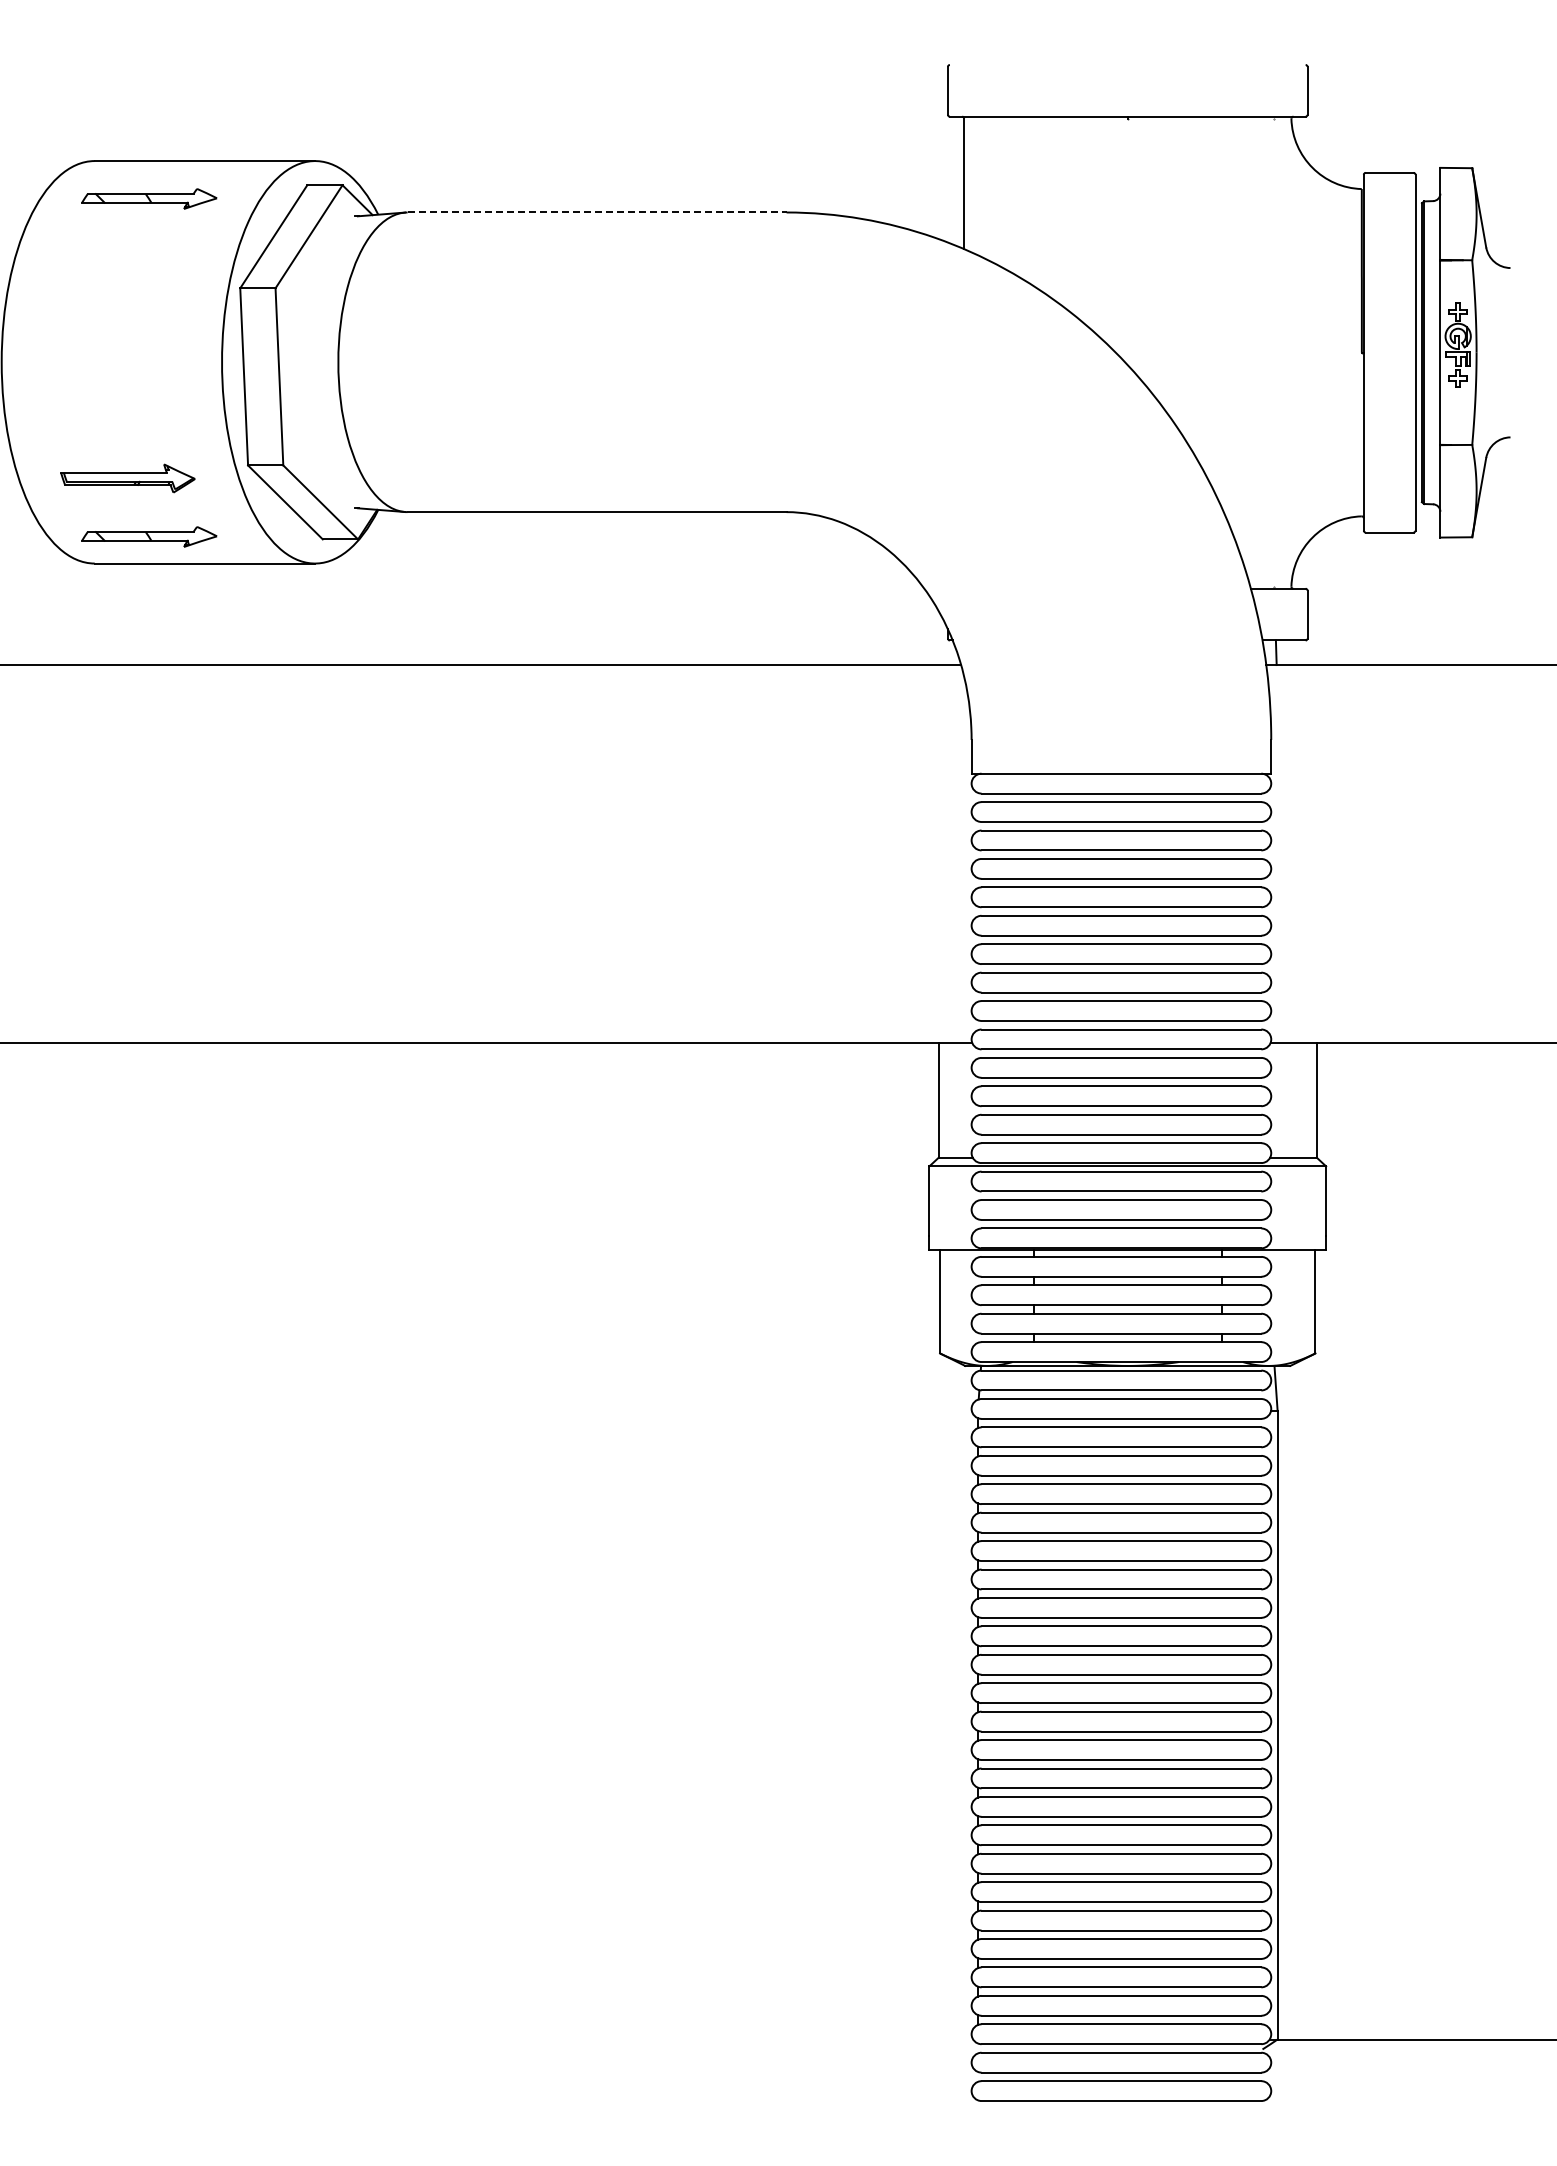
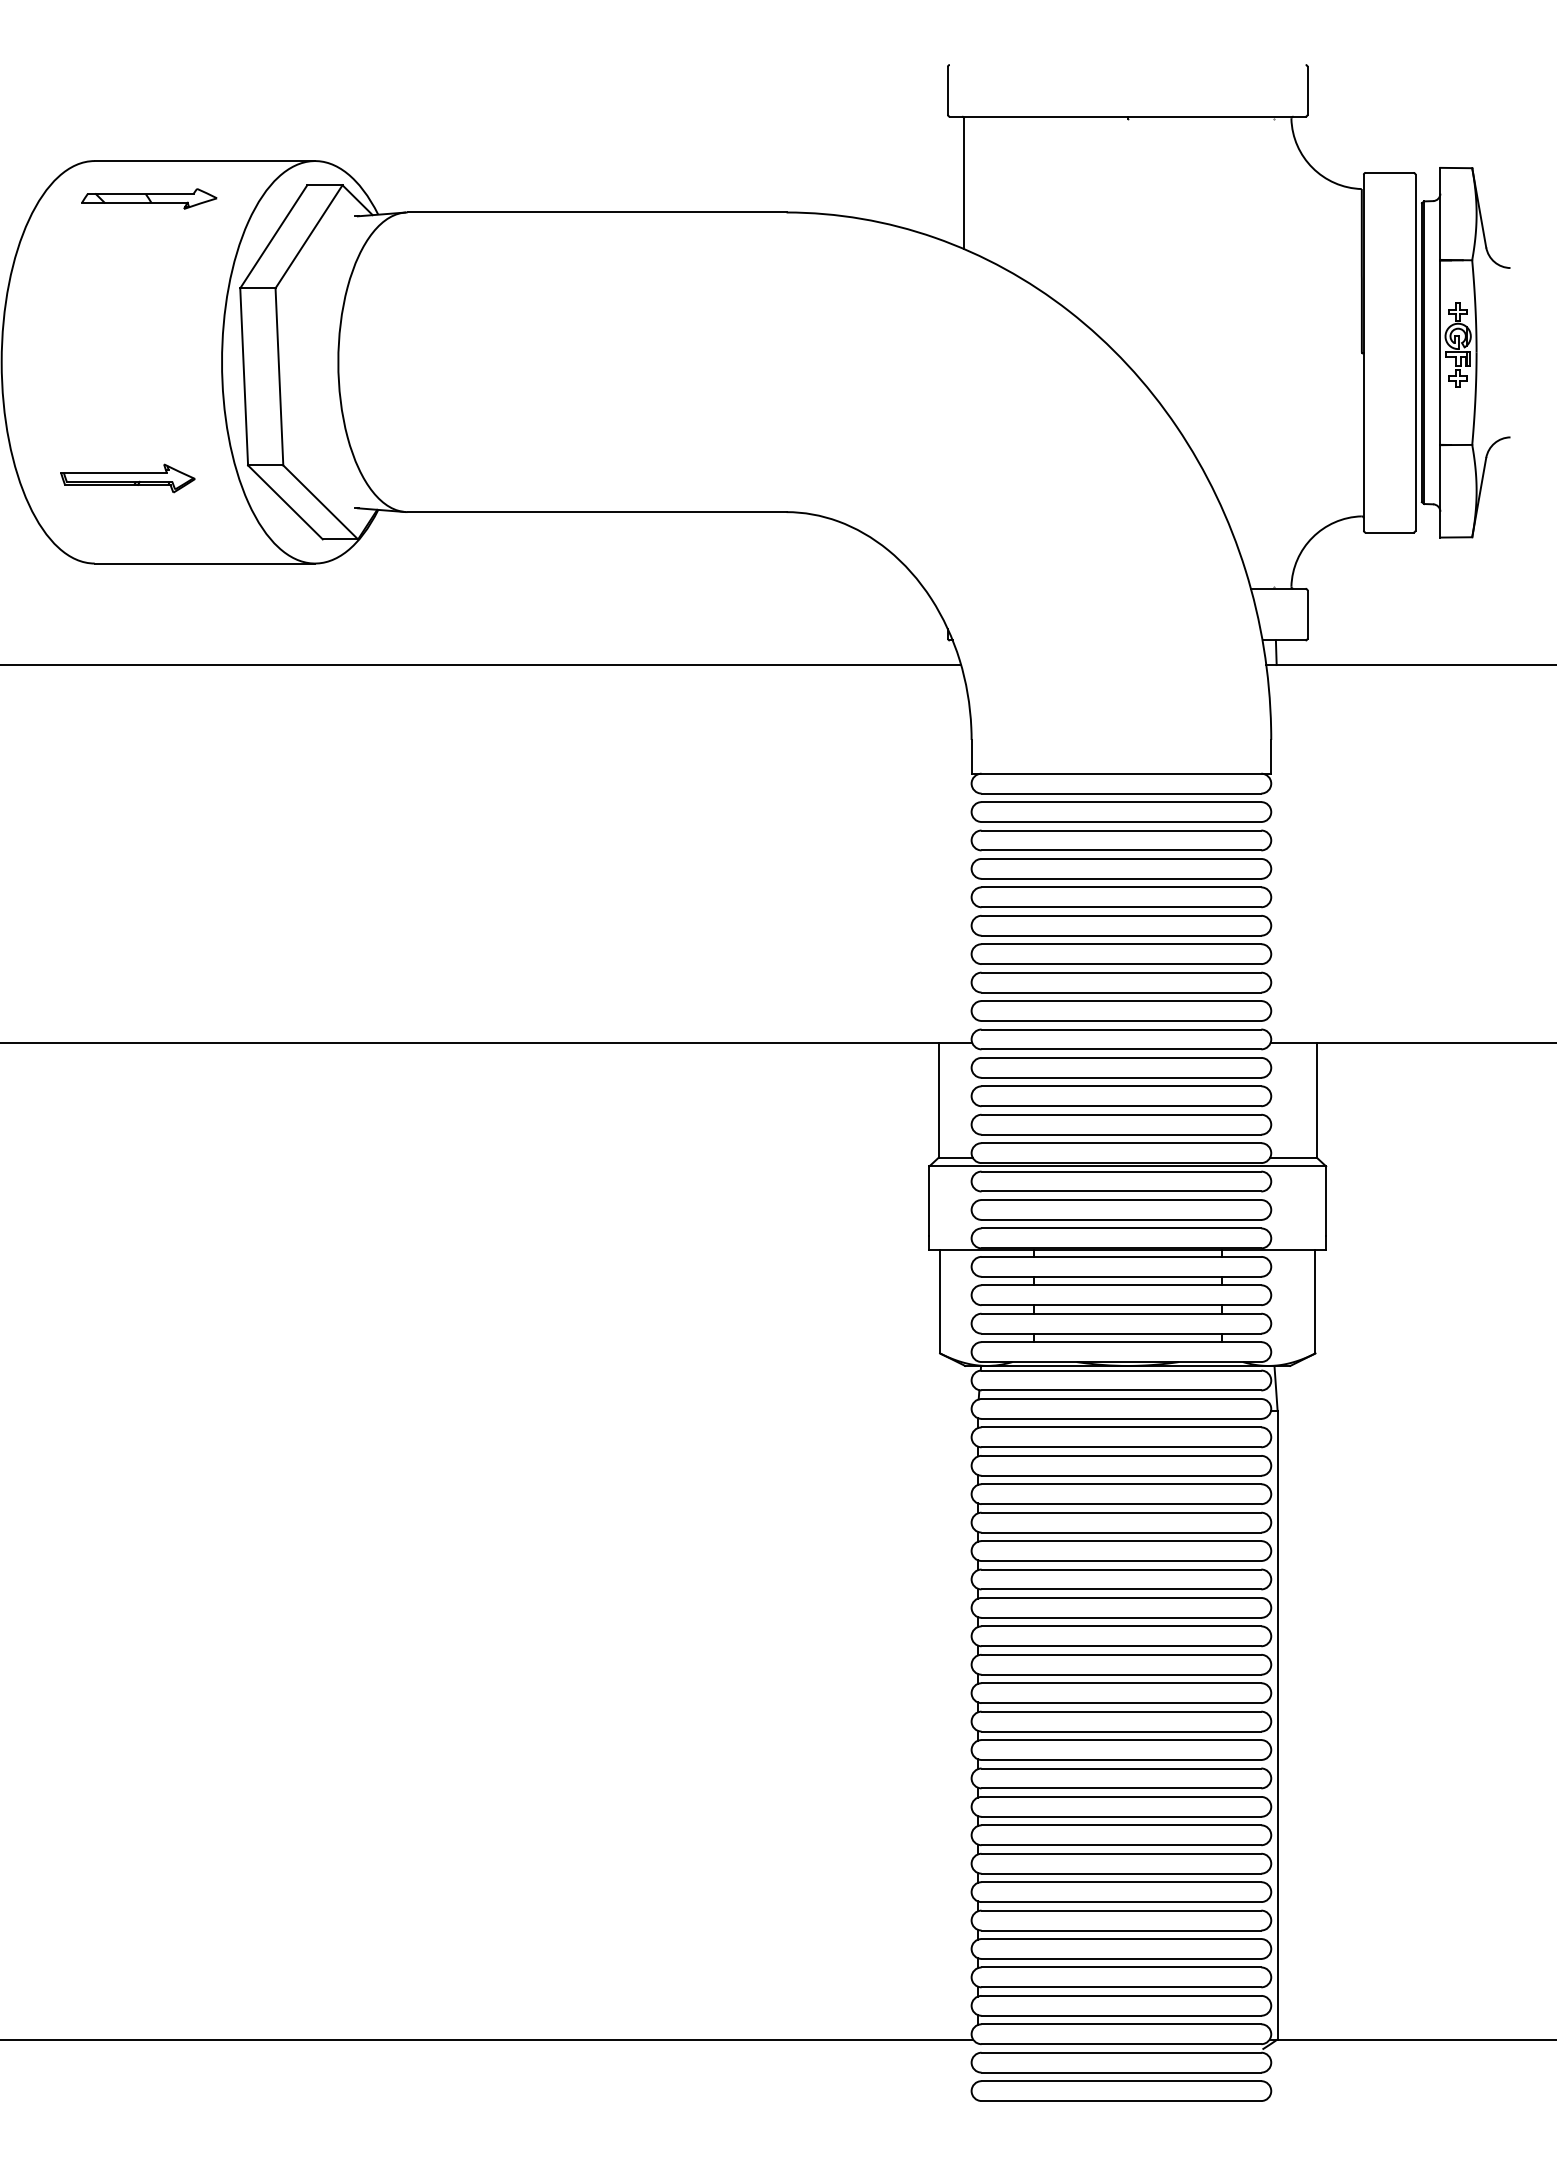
line: dashed -> solid (597, 212)
part: present -> none (149, 536)
line: none -> present (487, 2039)
